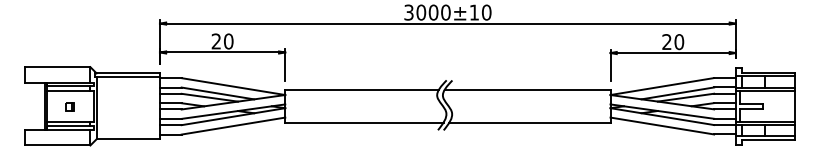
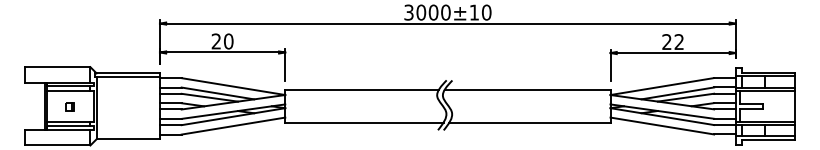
text: 20 -> 22 (679, 42)
